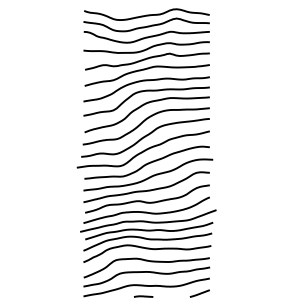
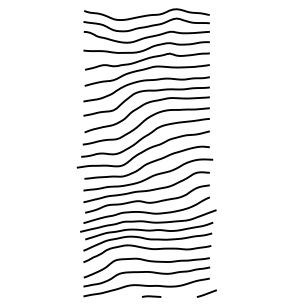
line position: (199, 293) -> (206, 293) (206, 293)
line position: (143, 296) -> (151, 296) (151, 296)
